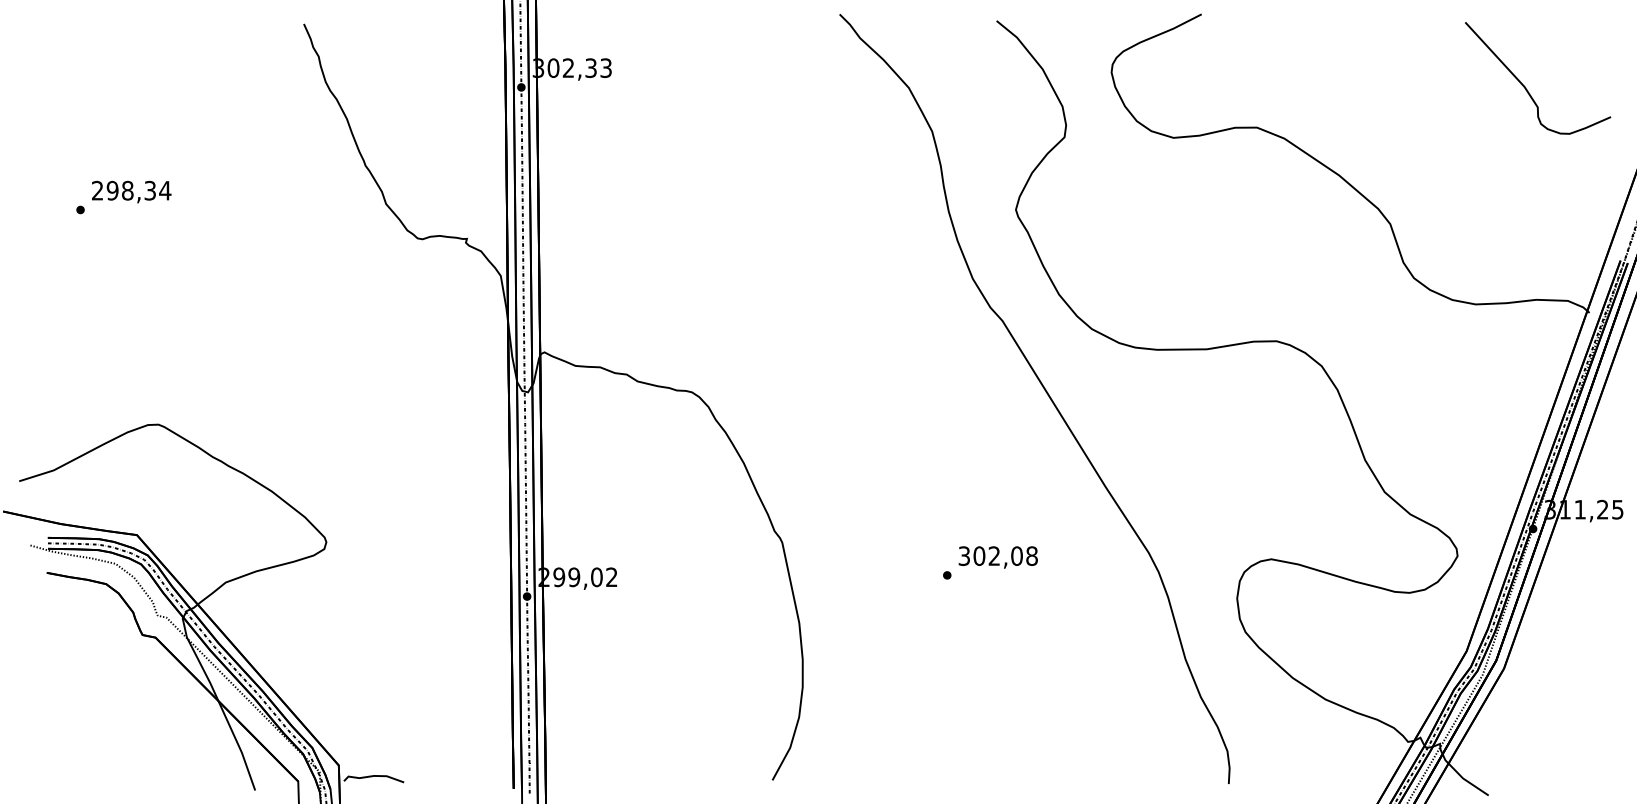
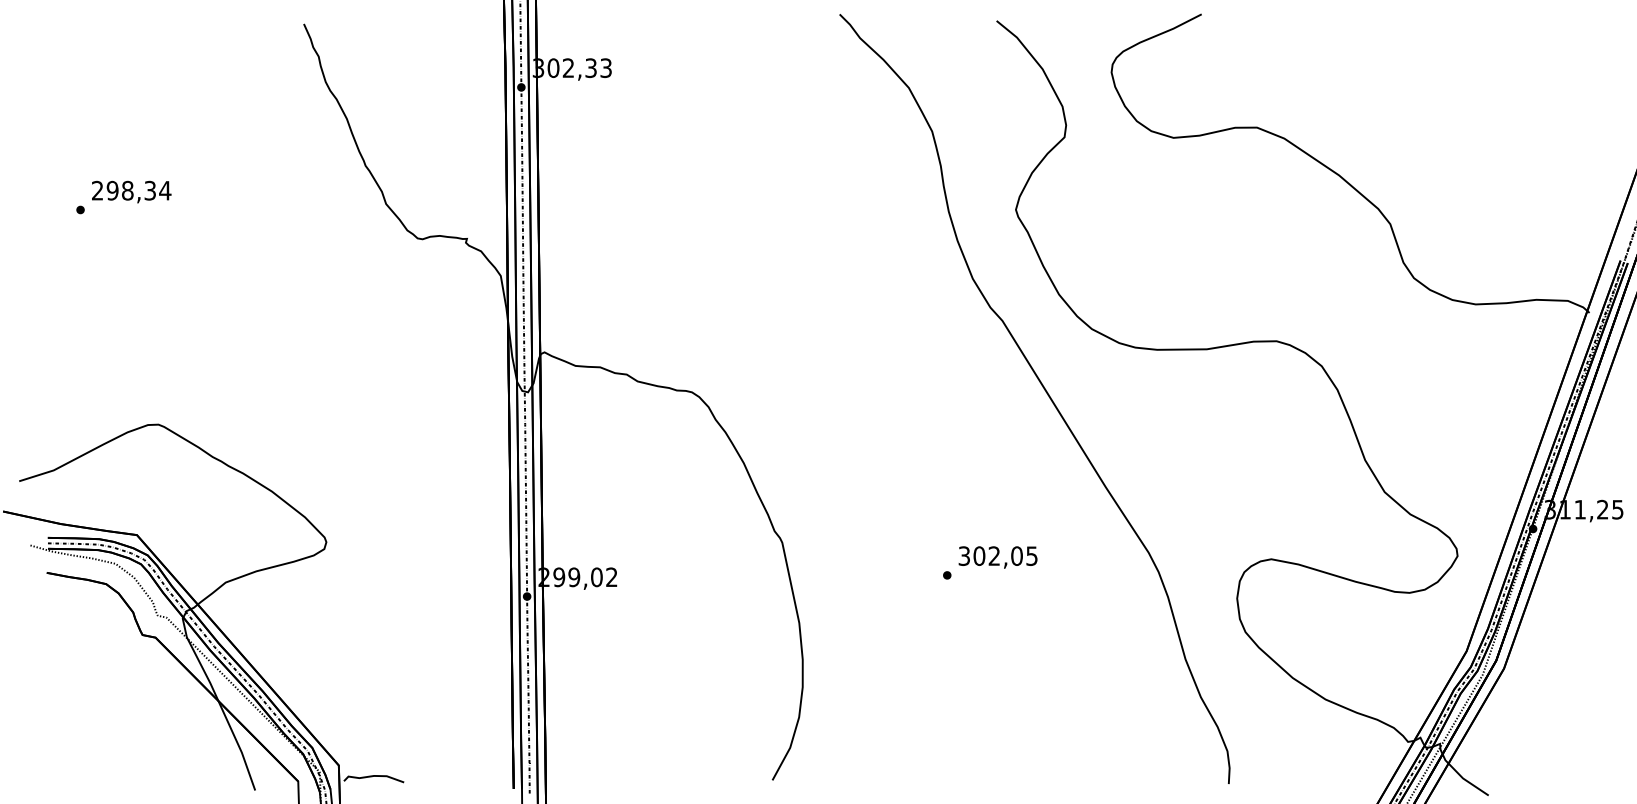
curve: present -> none (1526, 87)
text: 302,08 -> 302,05 (1031, 555)
